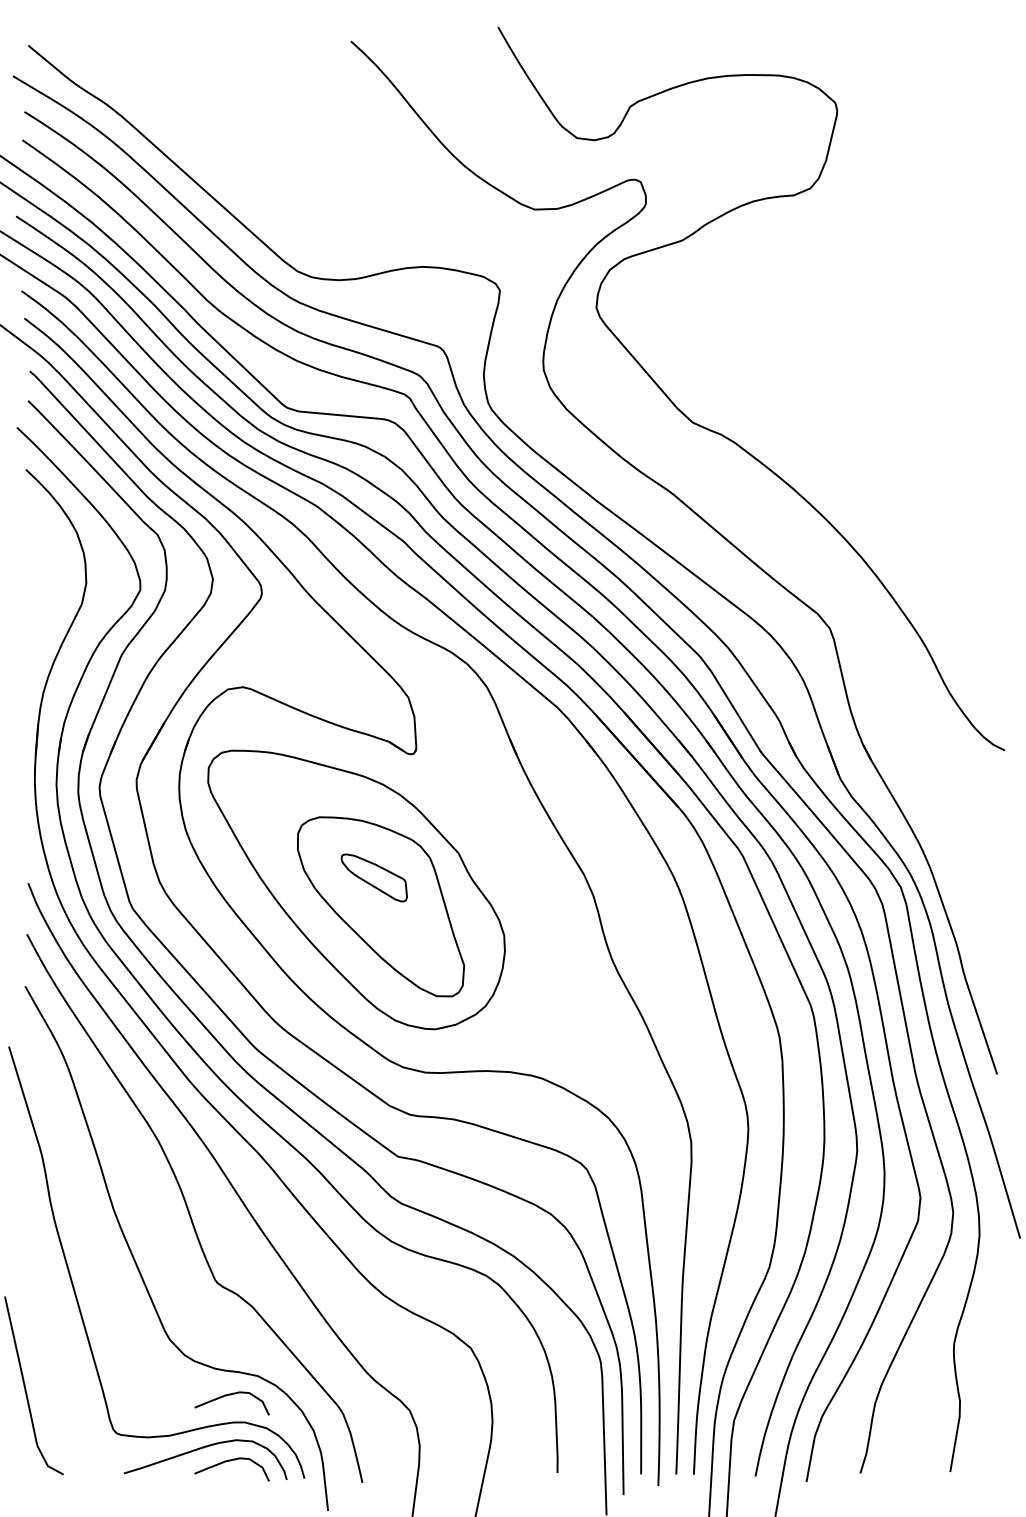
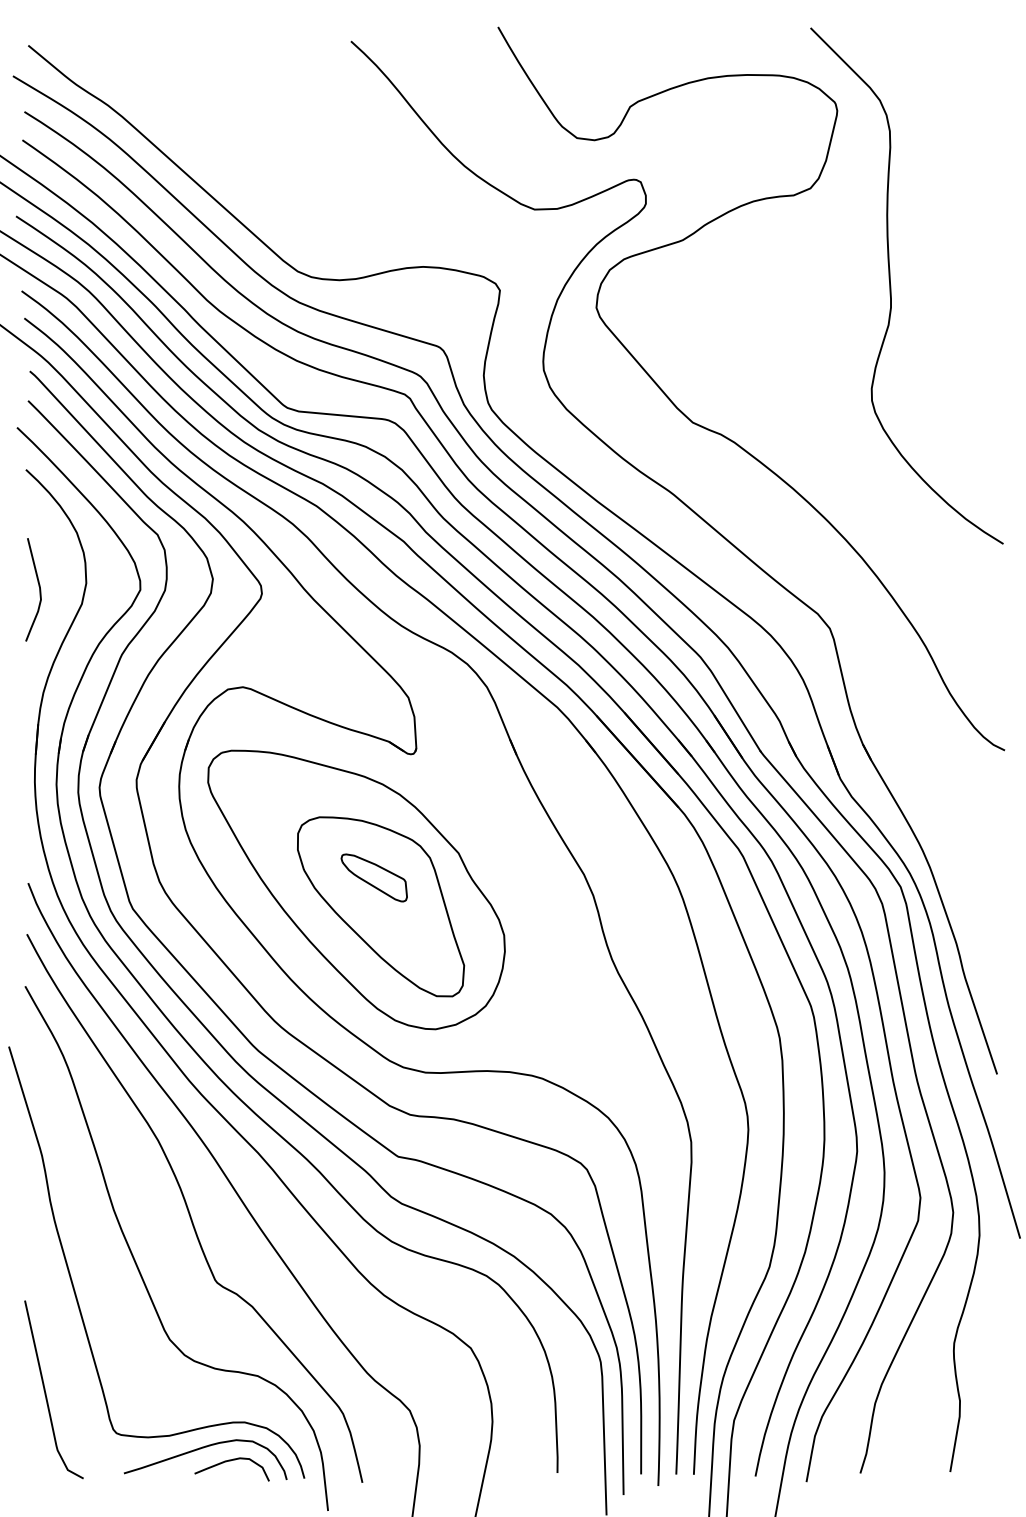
curve: none -> present (891, 285)
curve: none -> present (38, 586)
curve position: (26, 1388) -> (46, 1392) (46, 1392)
curve: present -> none (231, 1395)
